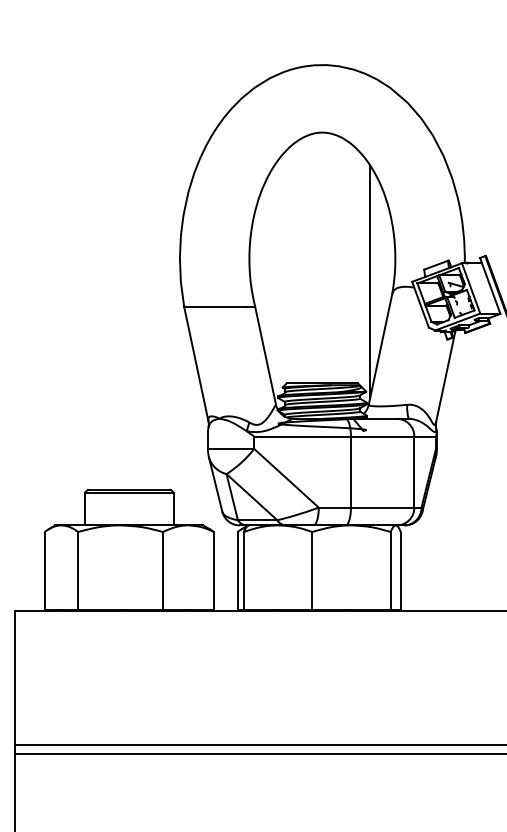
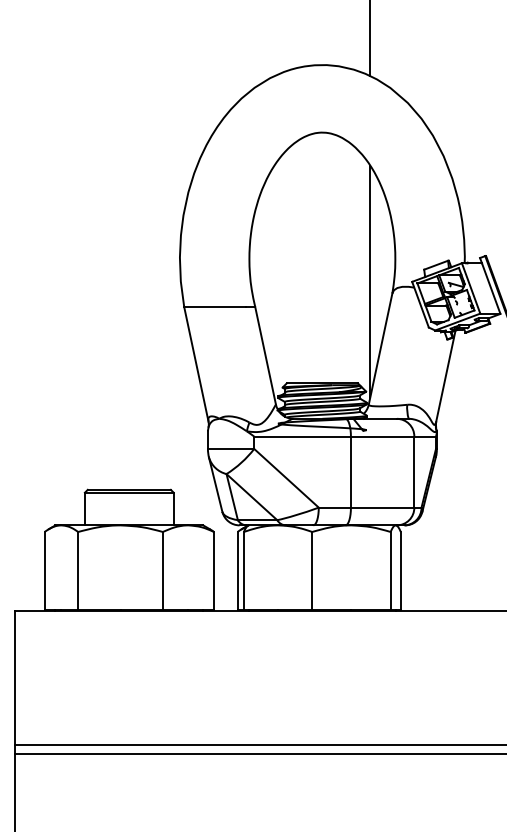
line: none -> present (370, 39)
